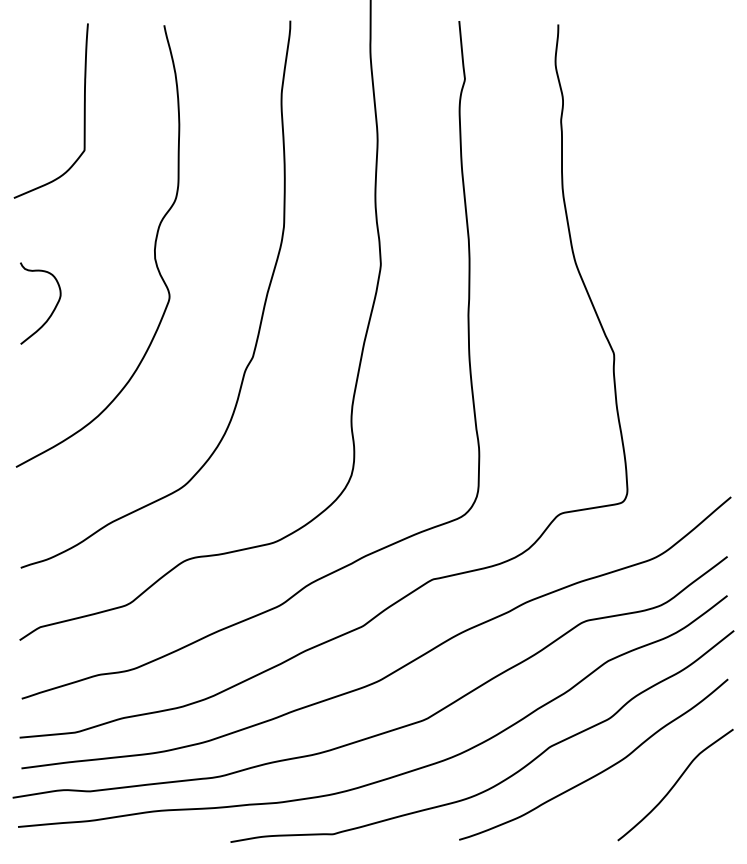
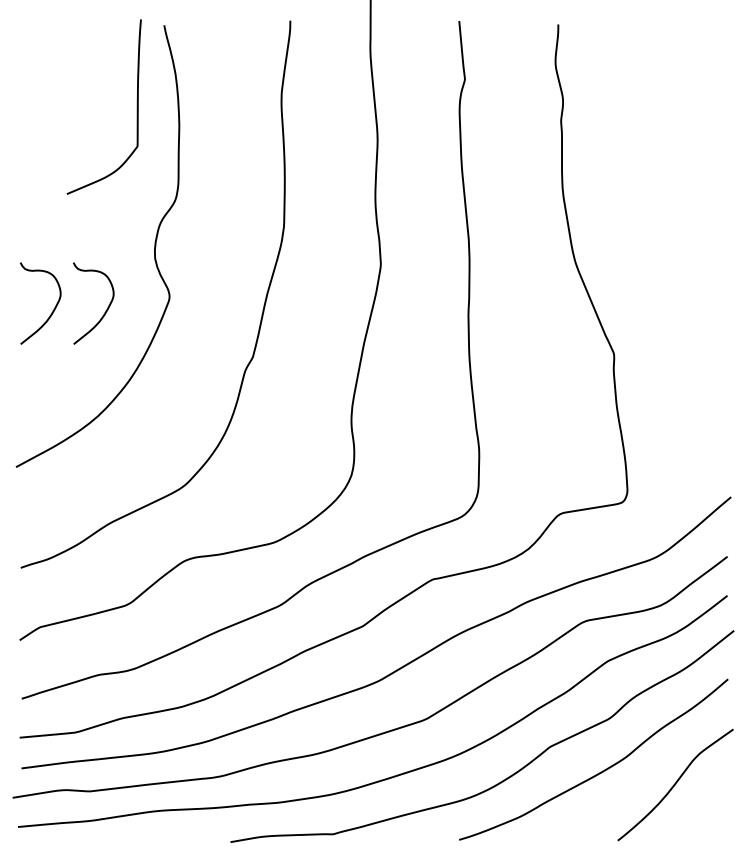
curve position: (83, 110) -> (136, 106) (136, 106)
curve: none -> present (105, 310)
